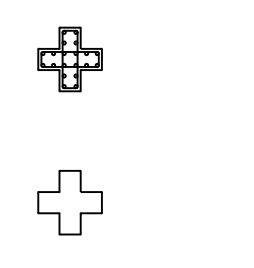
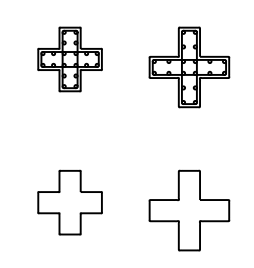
part: none -> present (189, 67)
part: none -> present (189, 210)
